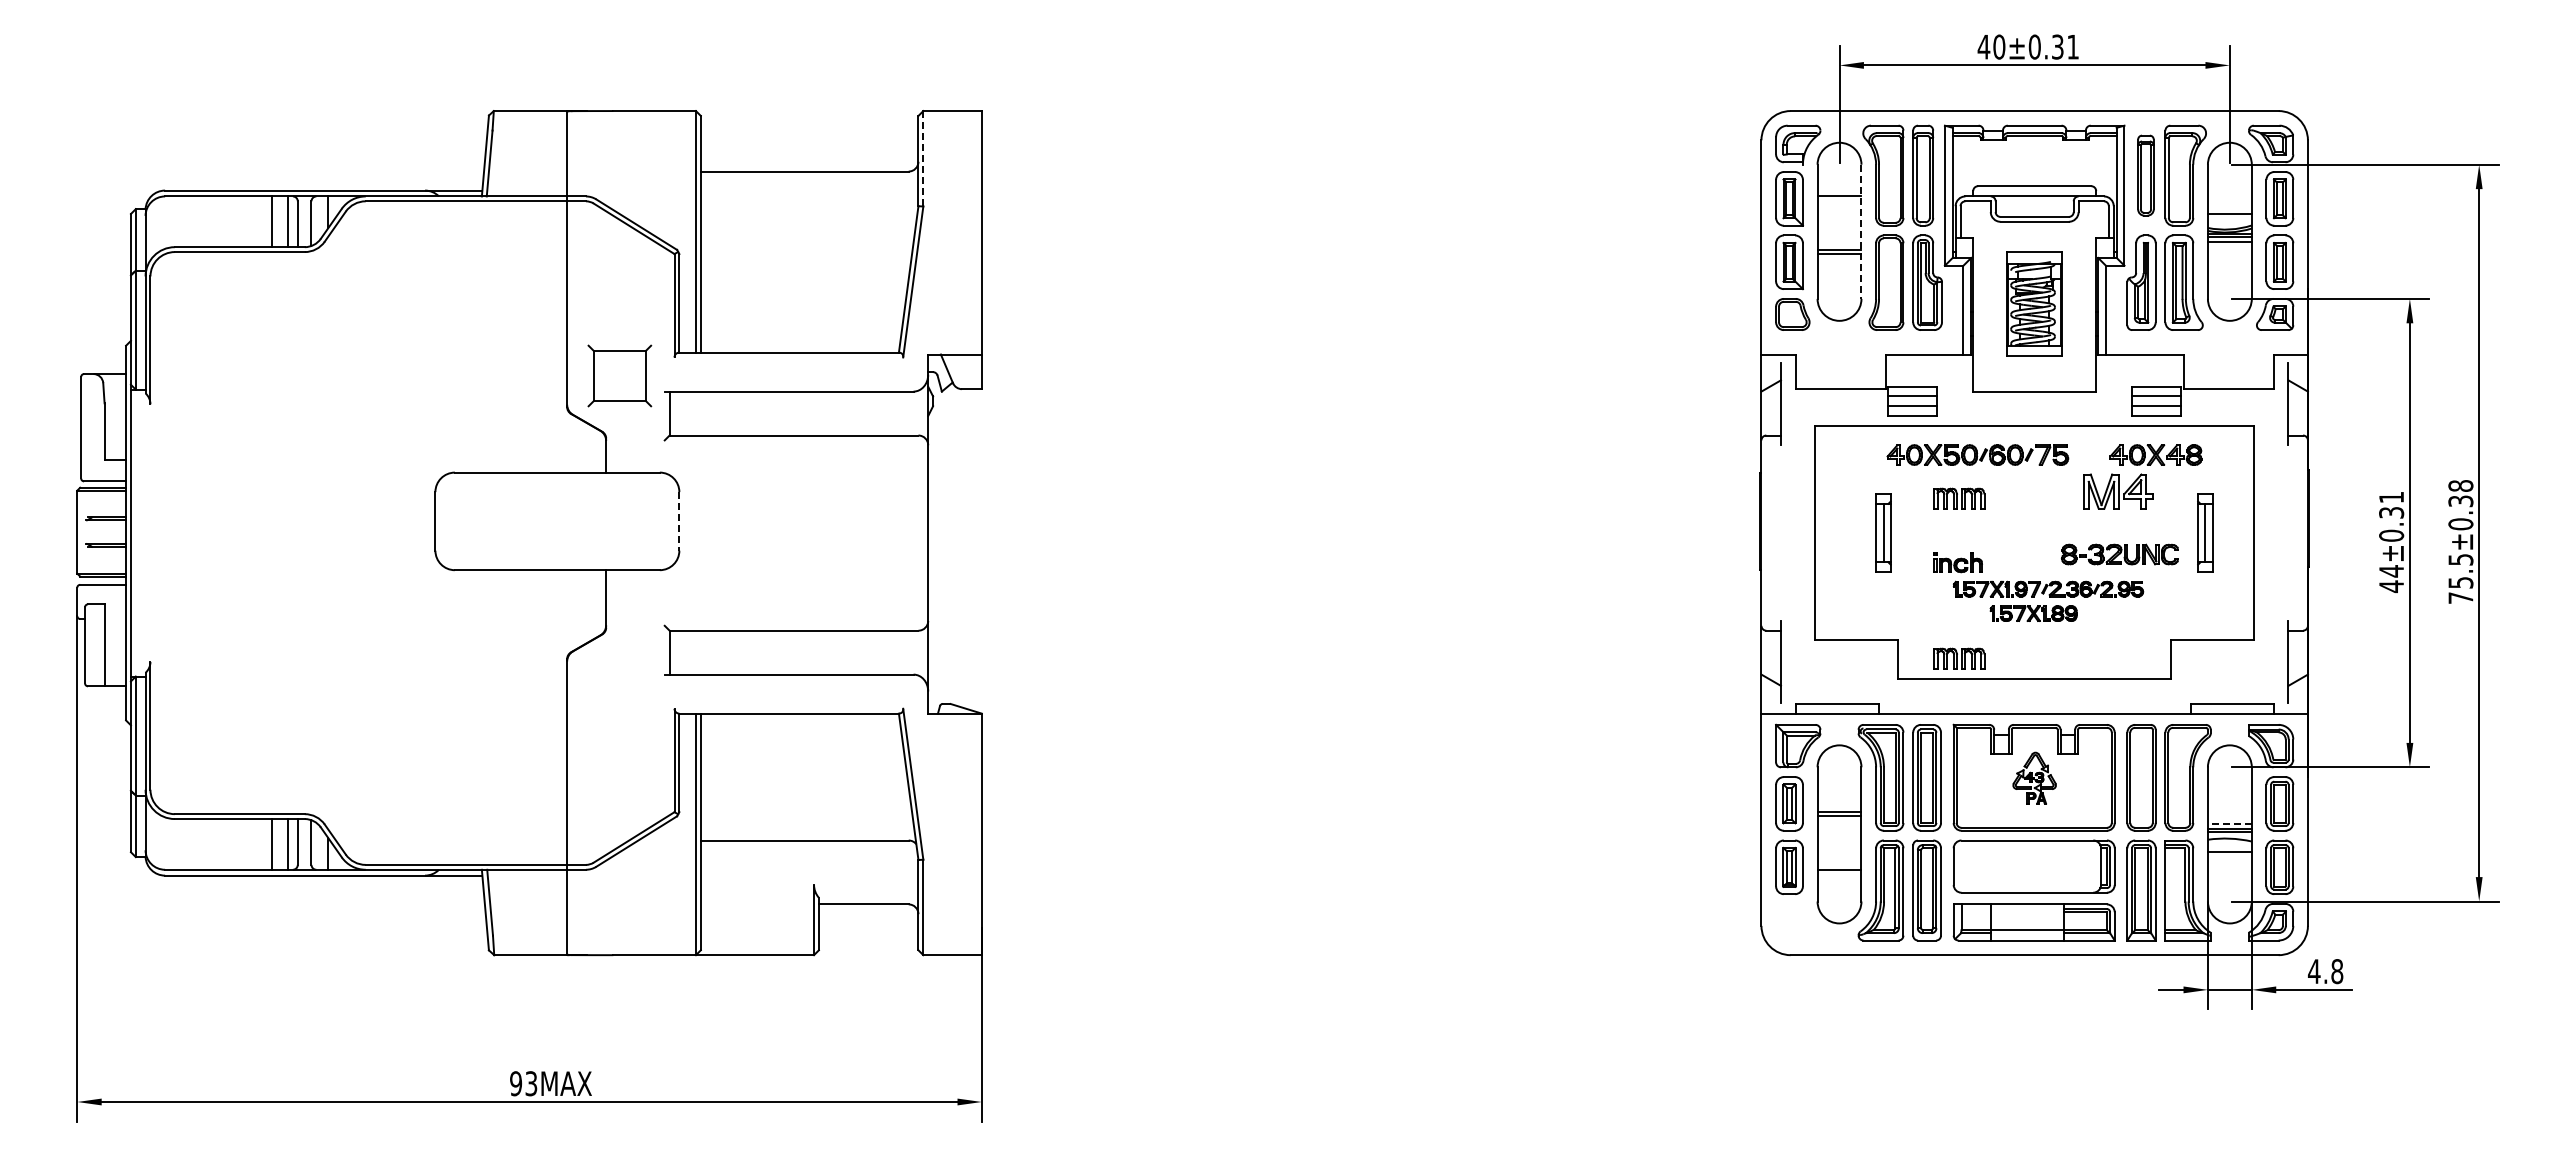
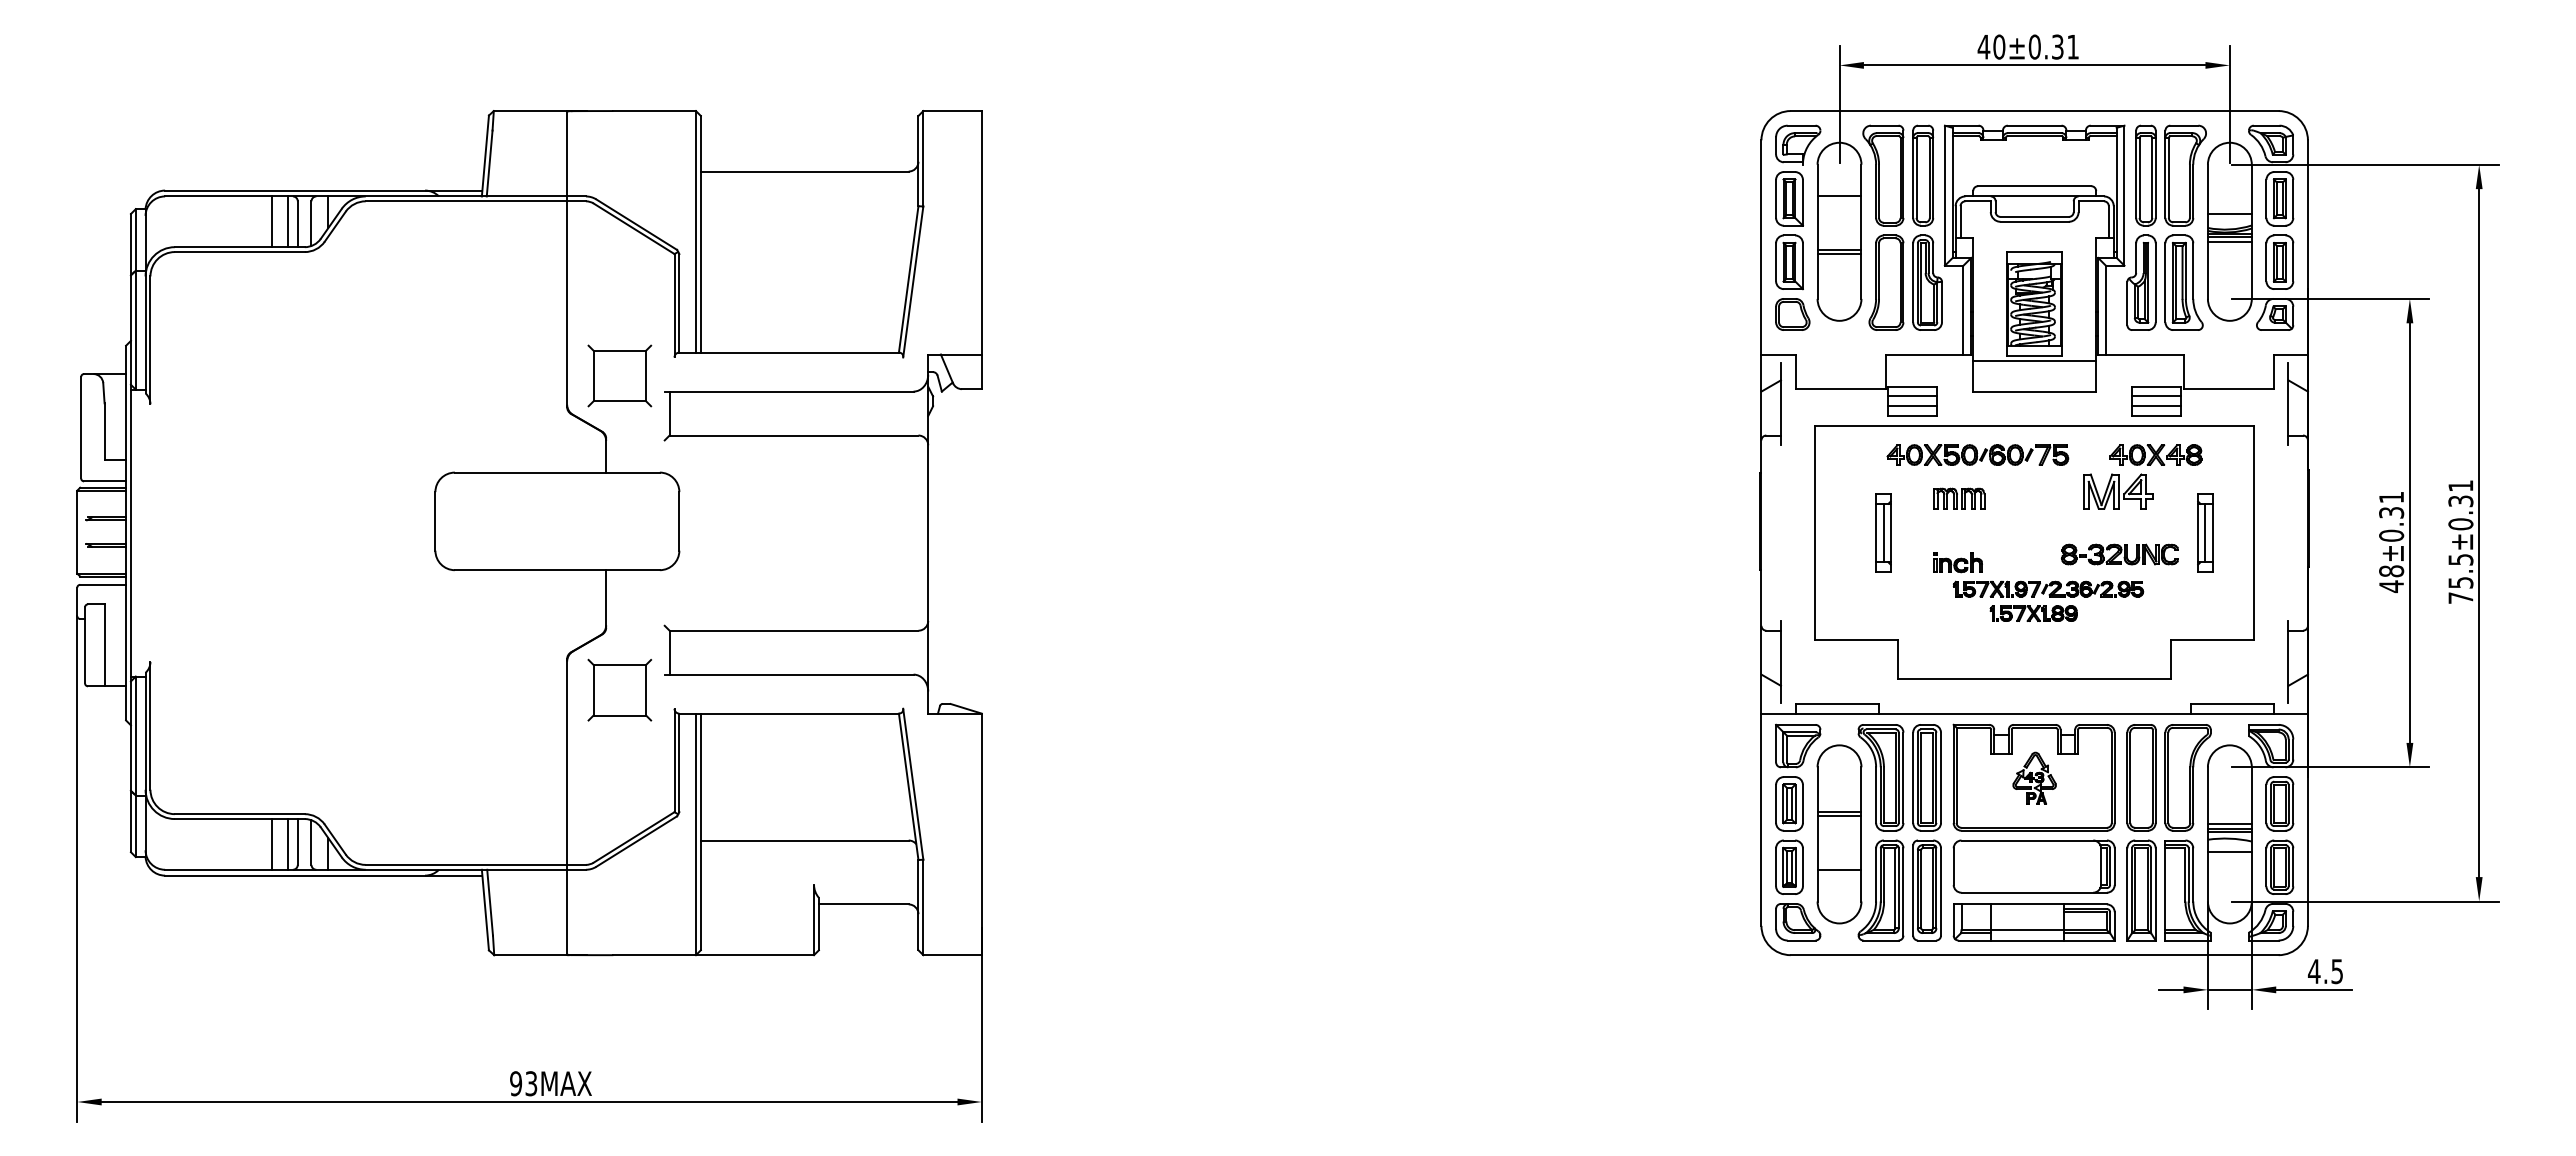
line: dashed -> solid (923, 158)
part size: 18x83 px -> 22x103 px (2145, 175)
line: dashed -> solid (1861, 232)
line: none -> present (2034, 360)
text: 75.5±0.38 -> 75.5±0.31 (2460, 485)
line: dashed -> solid (679, 521)
text: 44±0.31 -> 48±0.31 (2391, 571)
part: present -> none (1959, 658)
part: none -> present (619, 689)
line: dashed -> solid (2229, 823)
part: none -> present (1798, 922)
text: 4.8 -> 4.5 (2337, 971)
